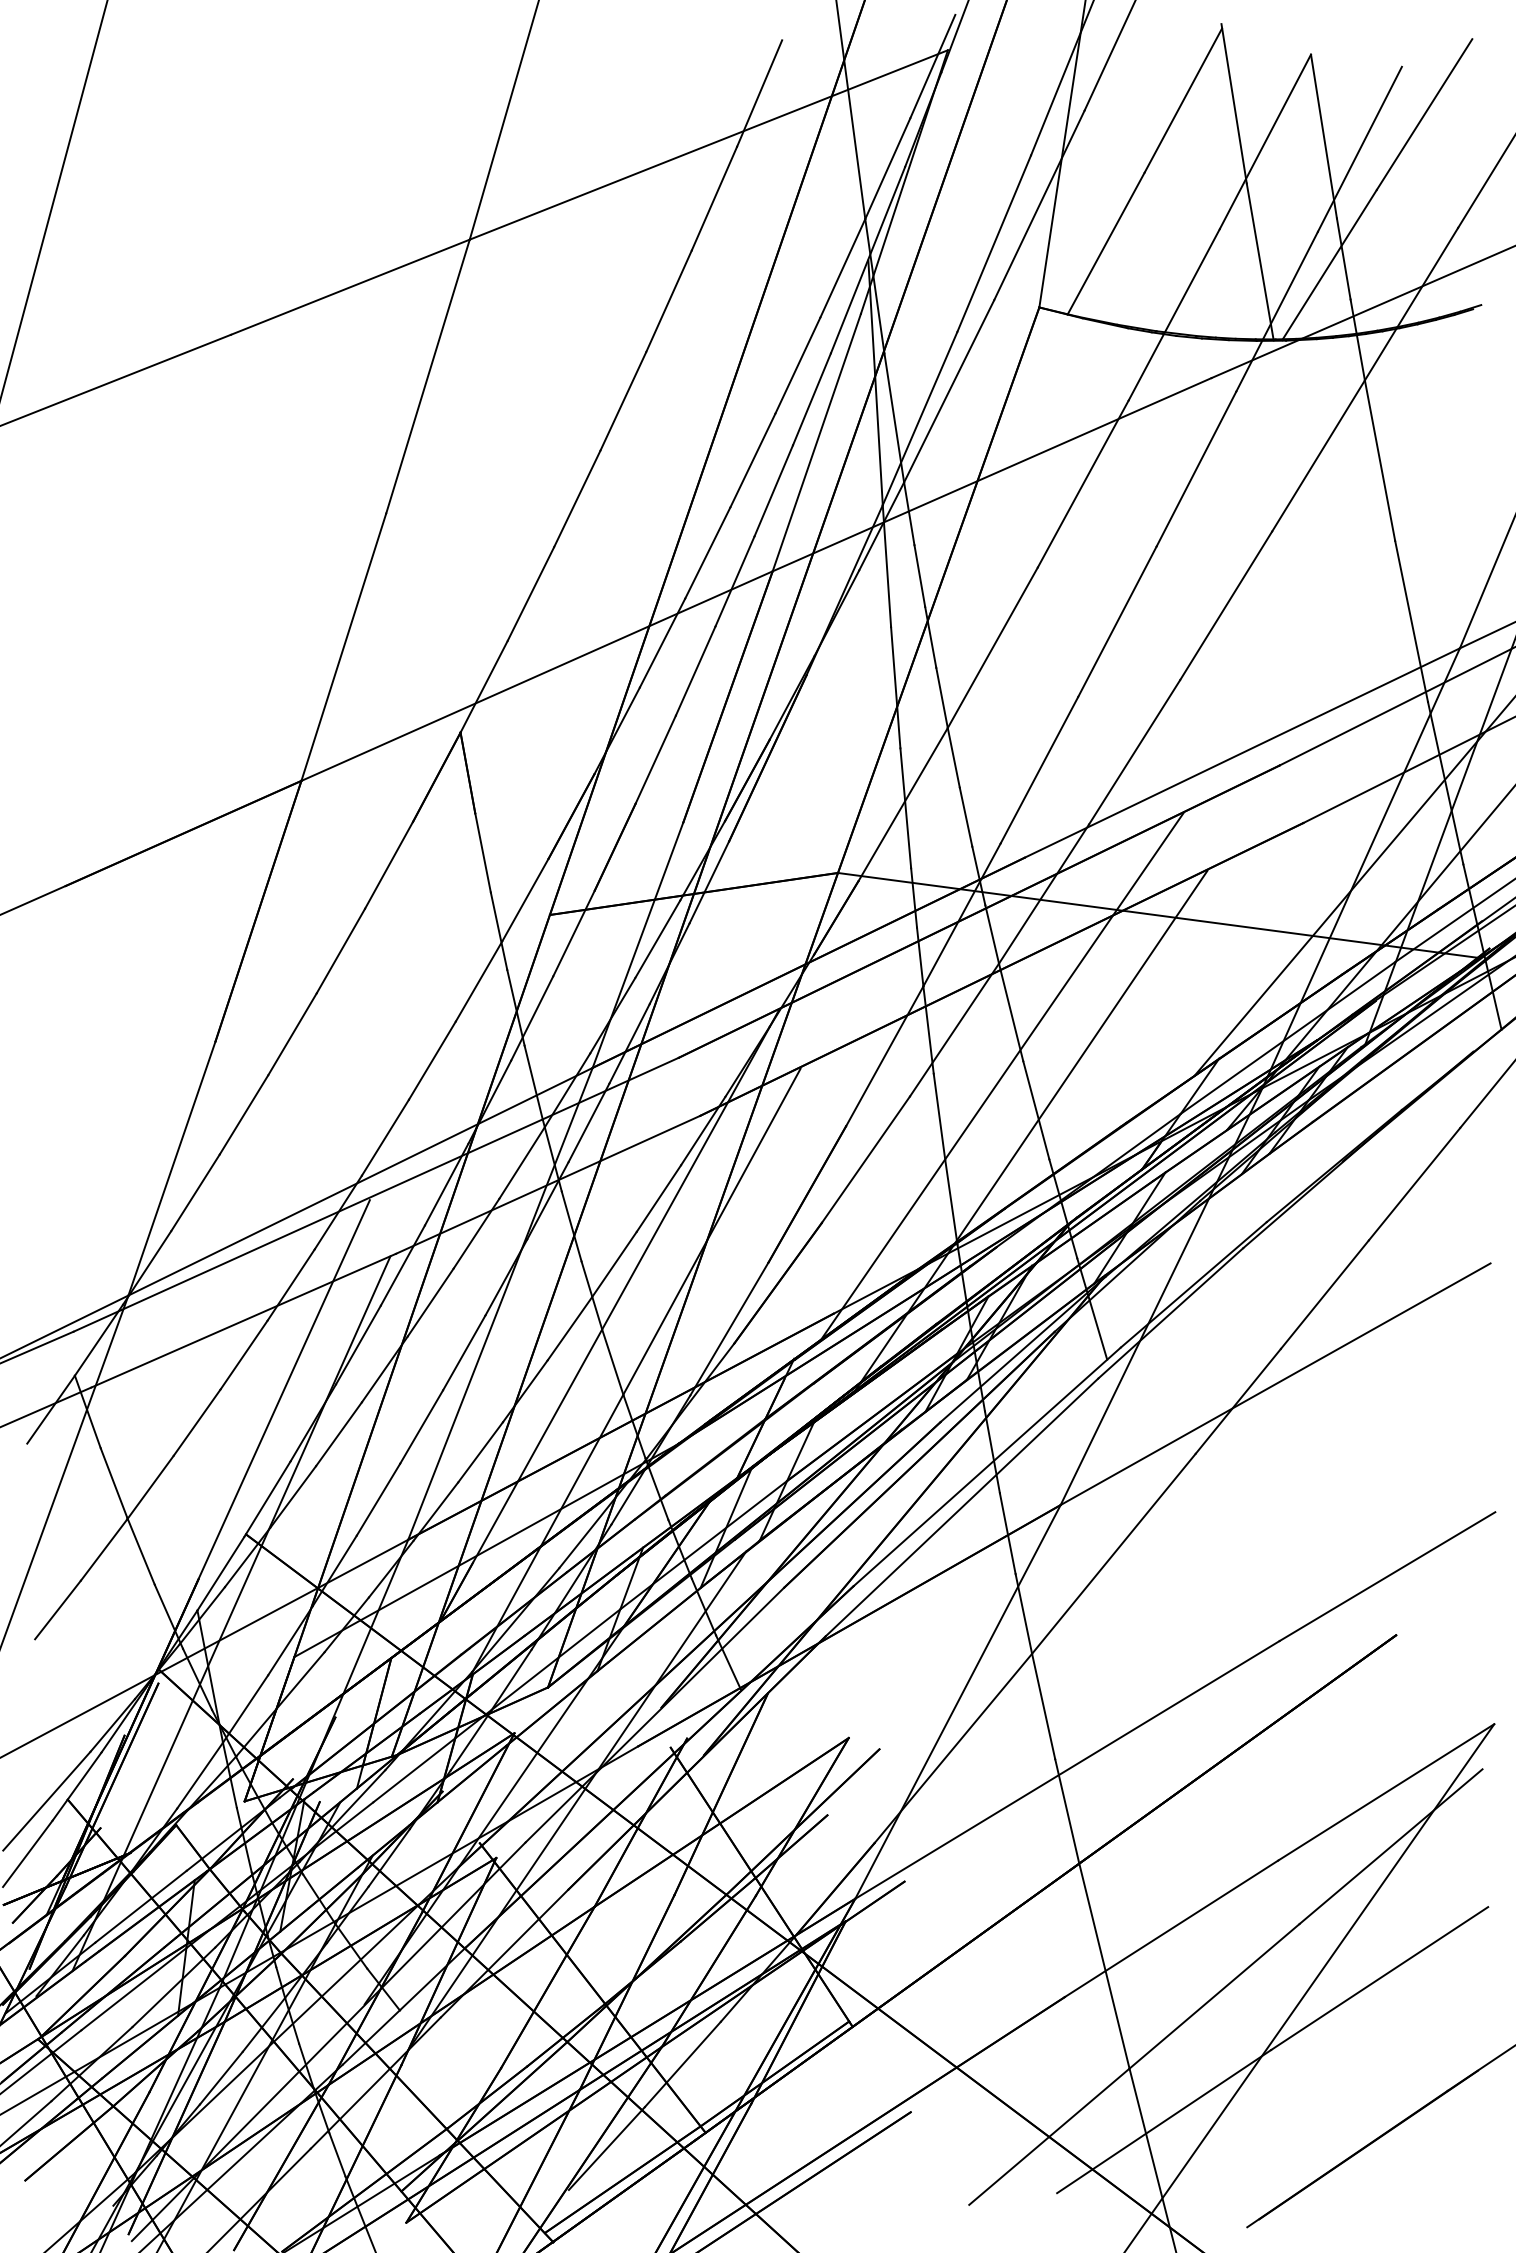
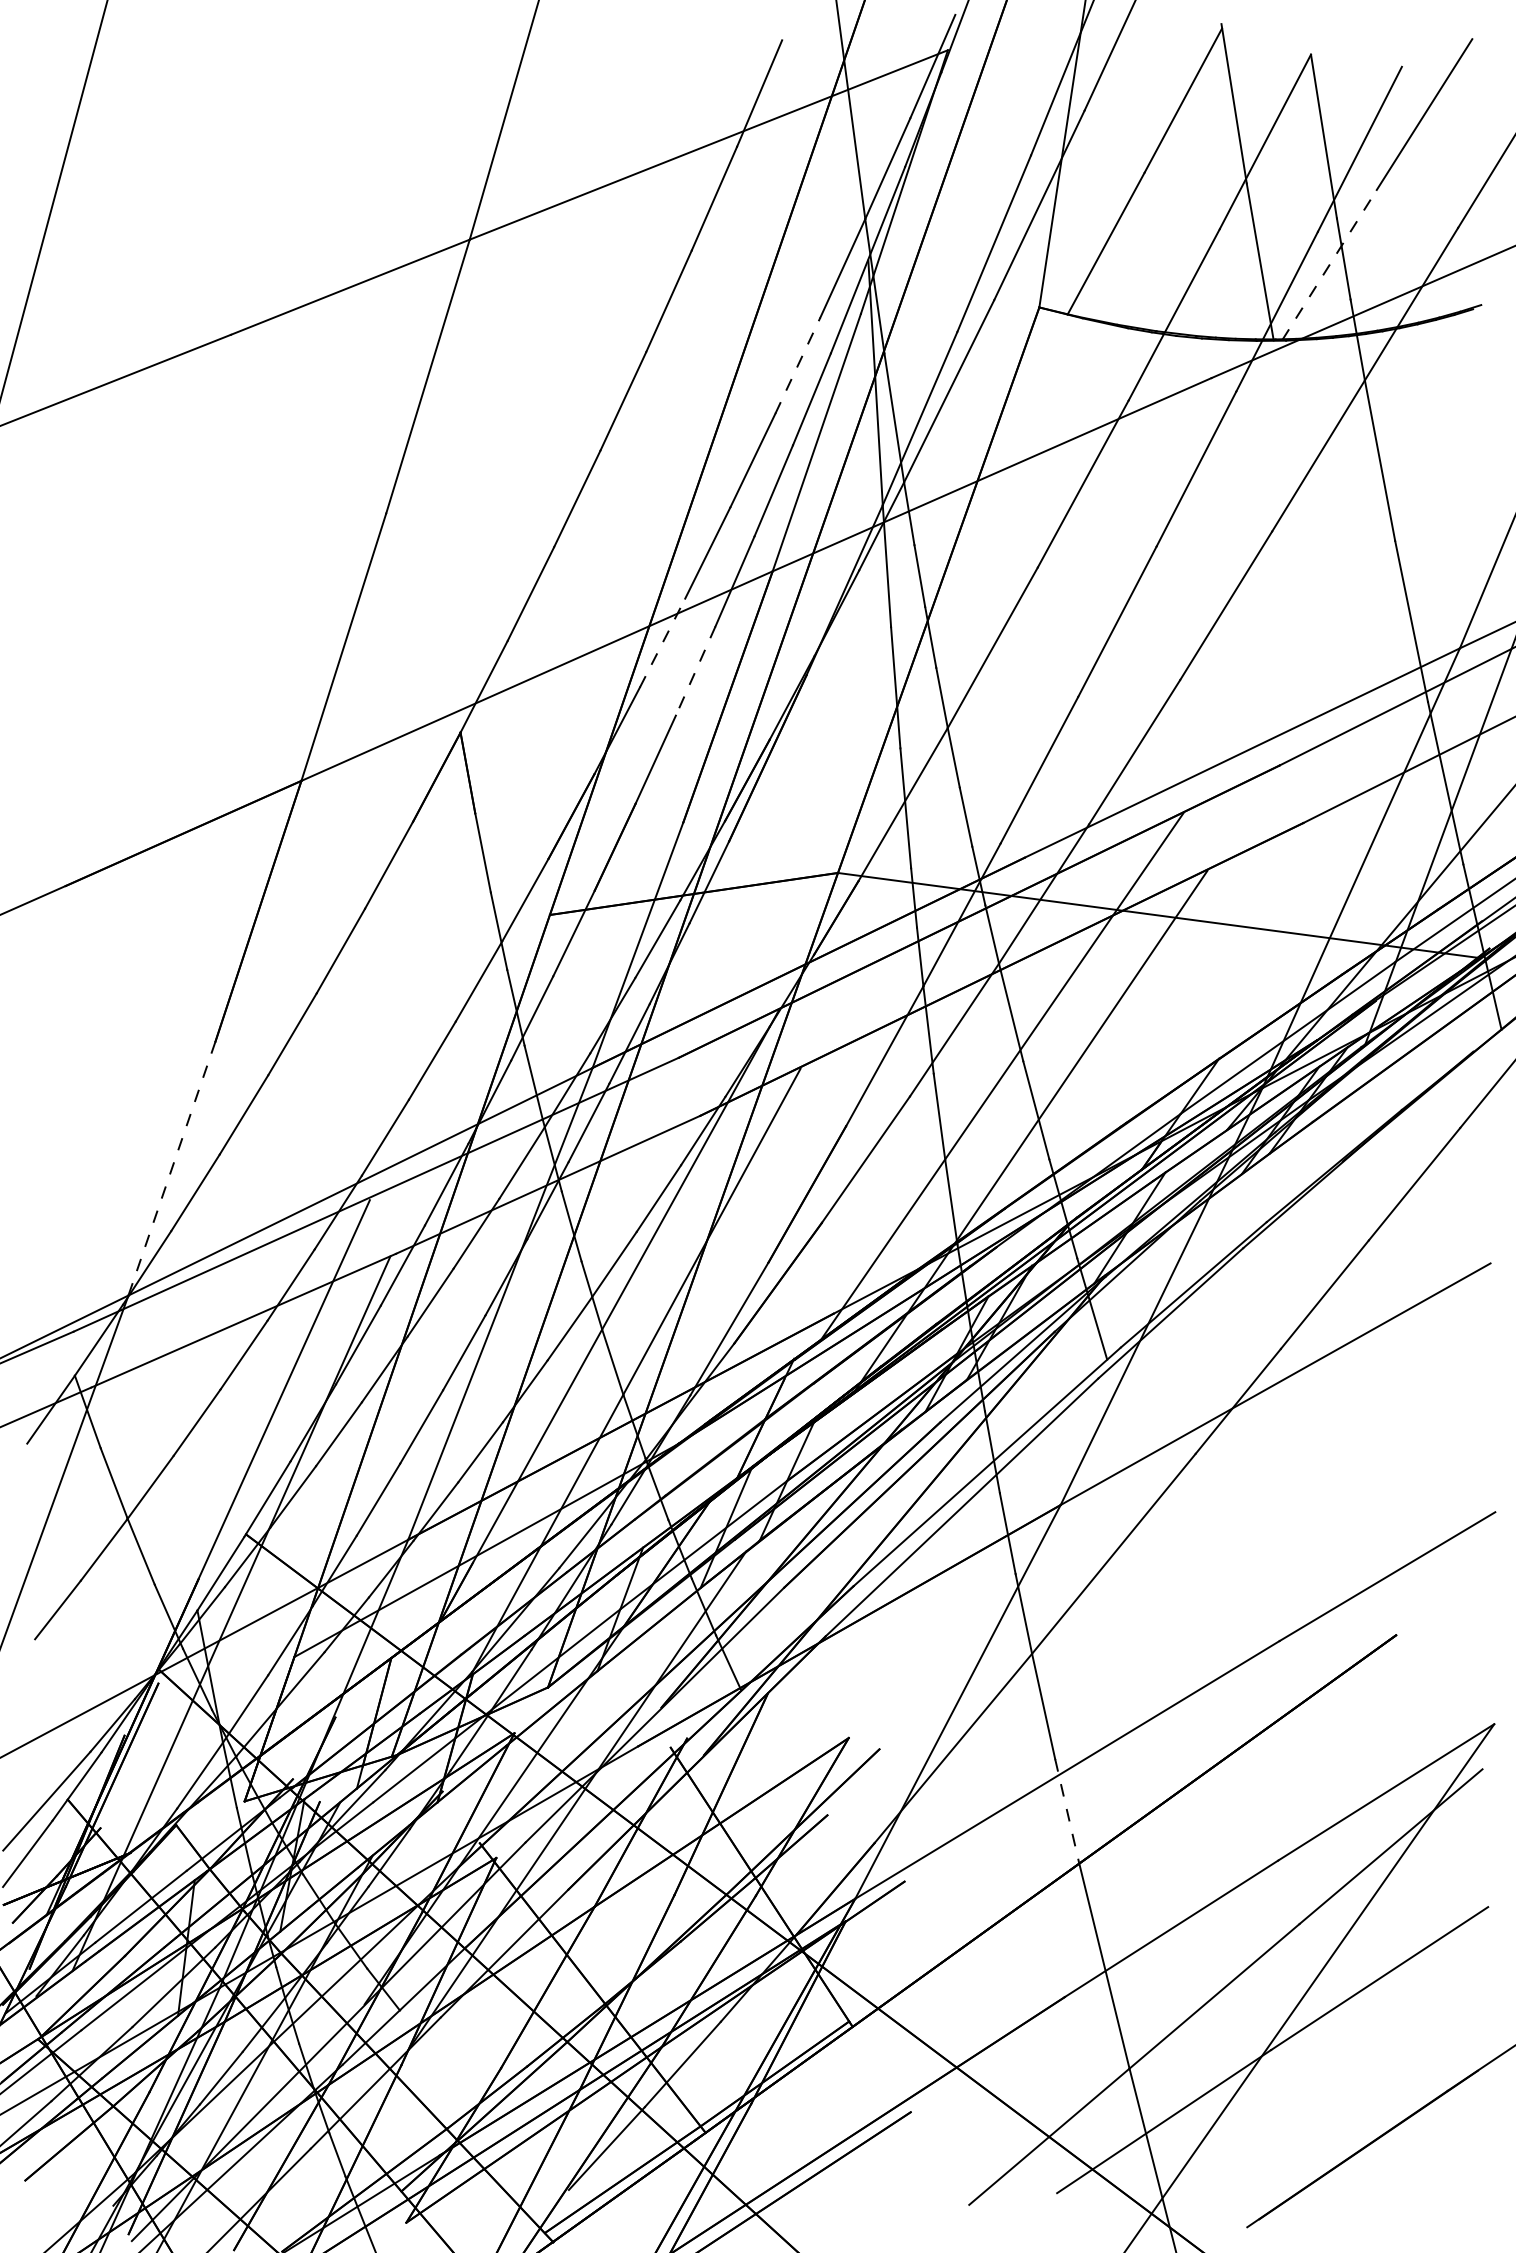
line: solid -> dashed (1329, 265)
line: solid -> dashed (798, 365)
line: solid -> dashed (662, 643)
line: solid -> dashed (695, 671)
line: present -> none (1353, 887)
line: solid -> dashed (171, 1169)
line: solid -> dashed (1067, 1811)
